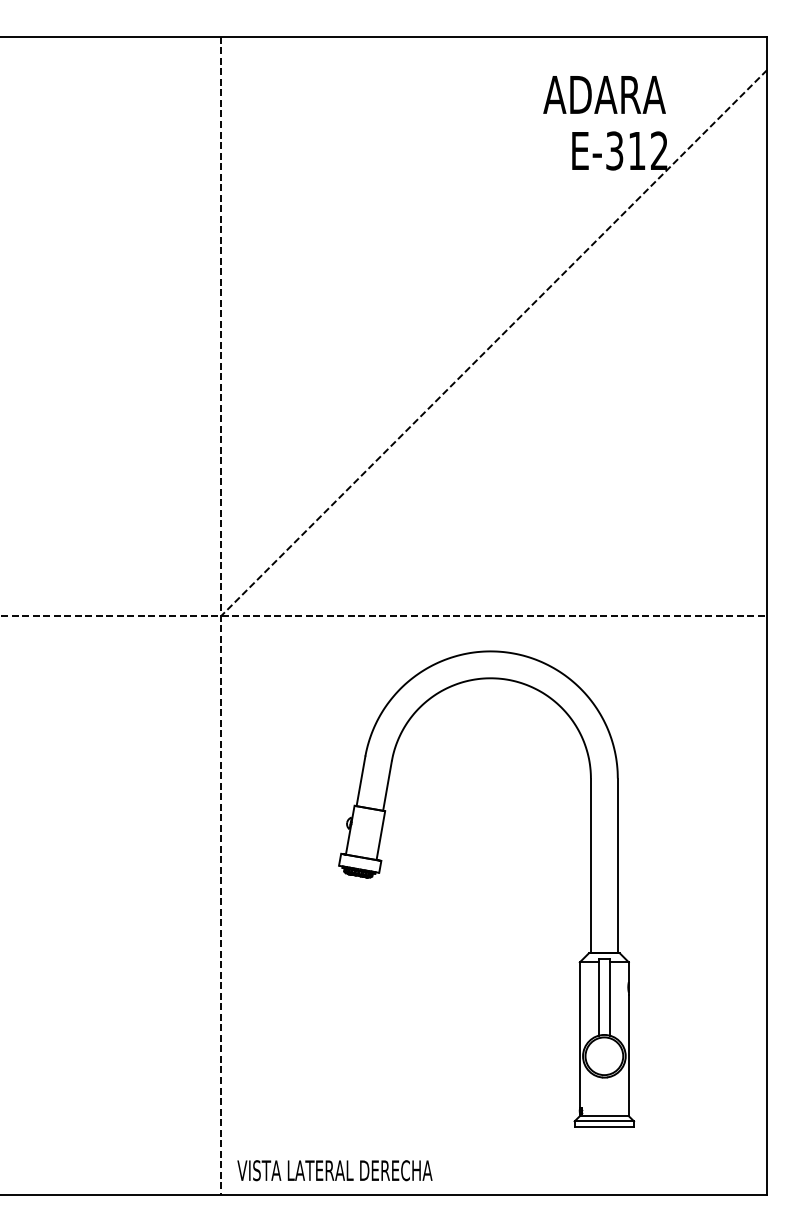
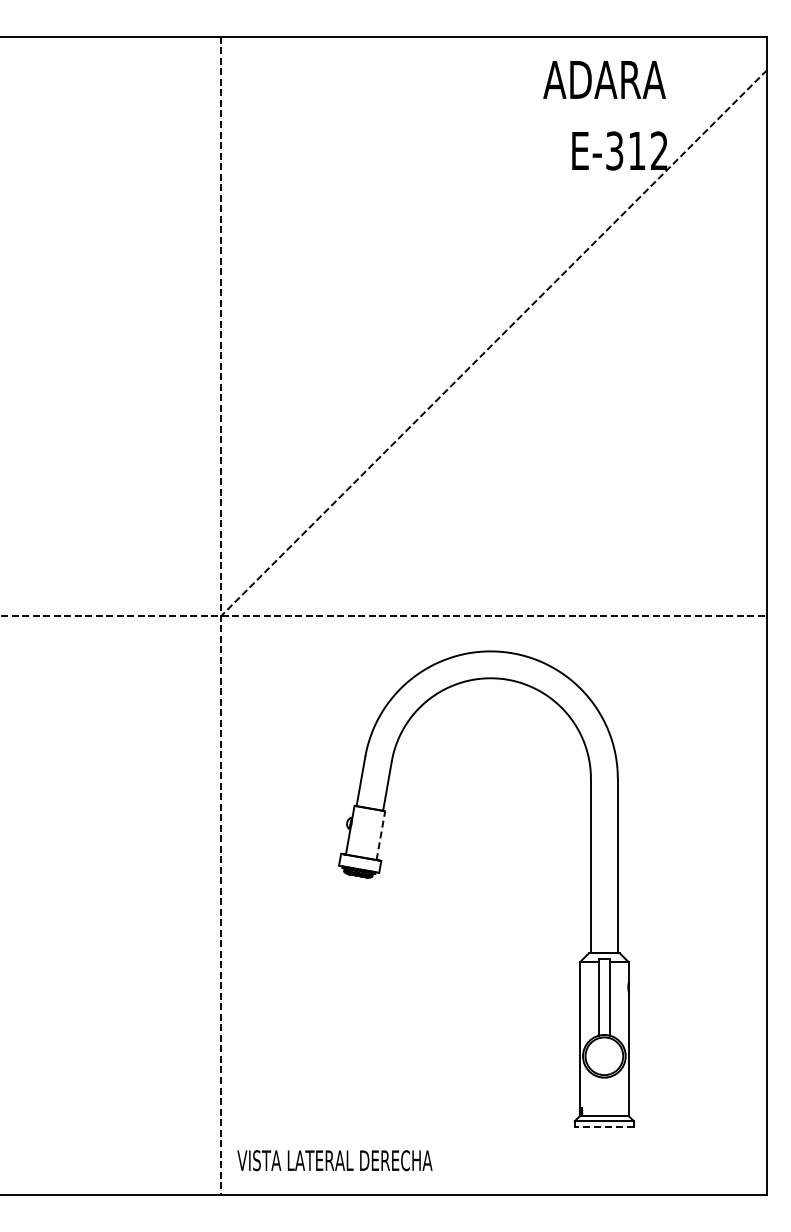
text position: (604, 94) -> (604, 79) (604, 79)
line: solid -> dashed (380, 835)
line: solid -> dashed (604, 1126)
text position: (334, 1170) -> (334, 1160) (334, 1160)
